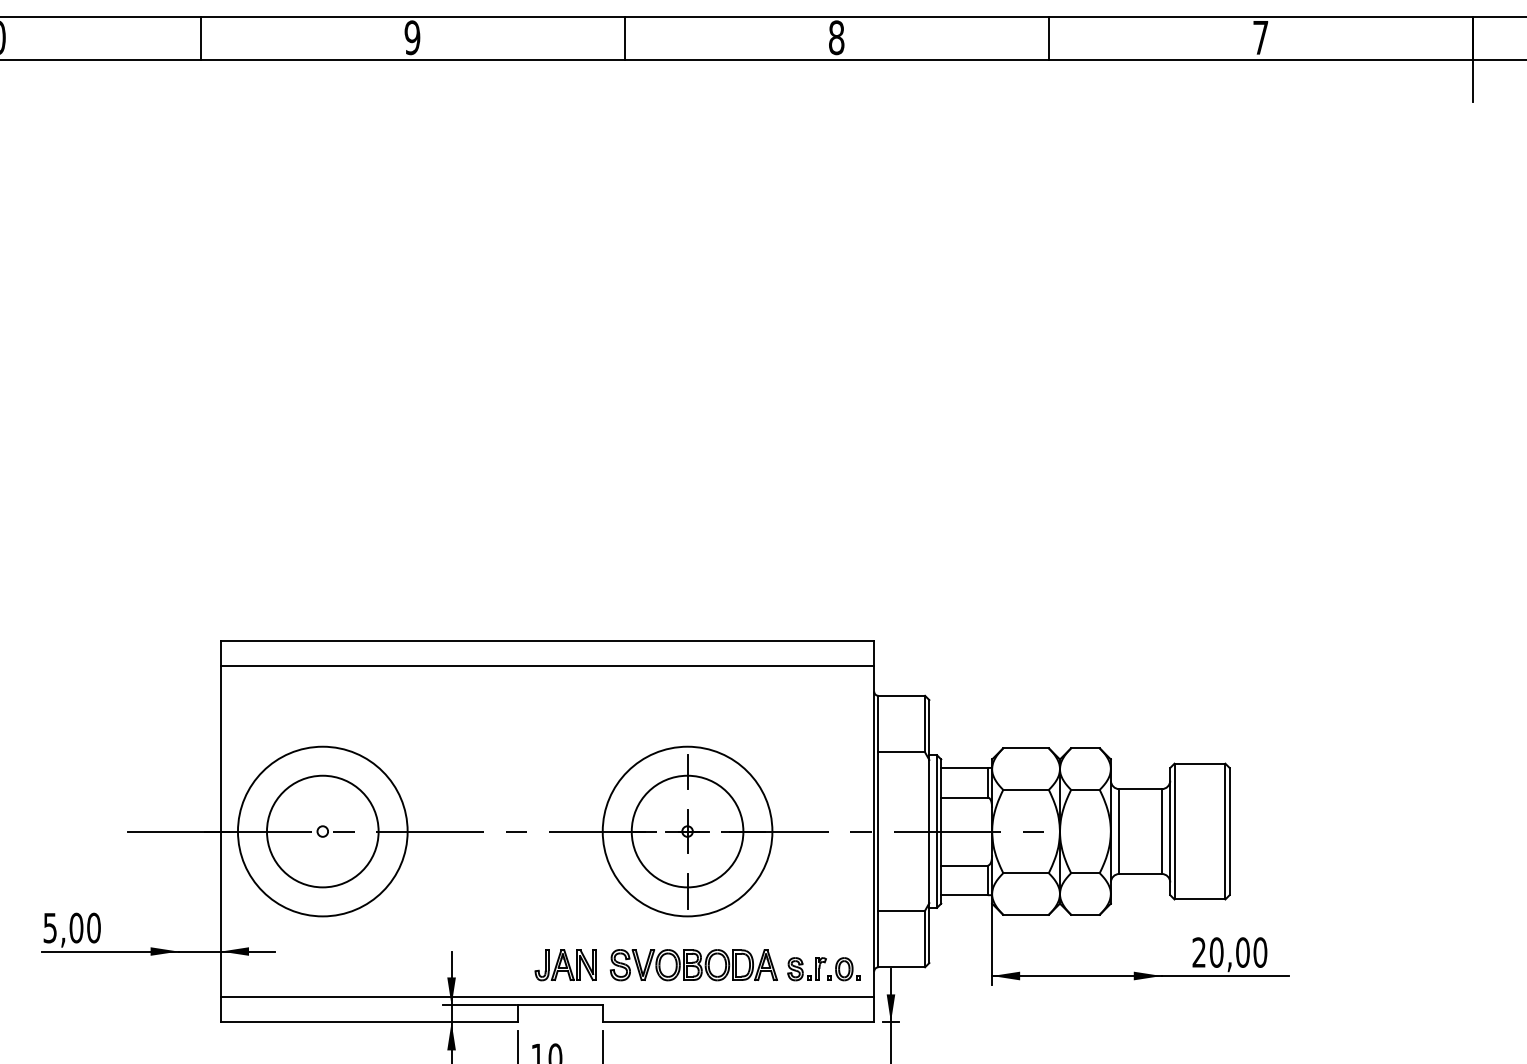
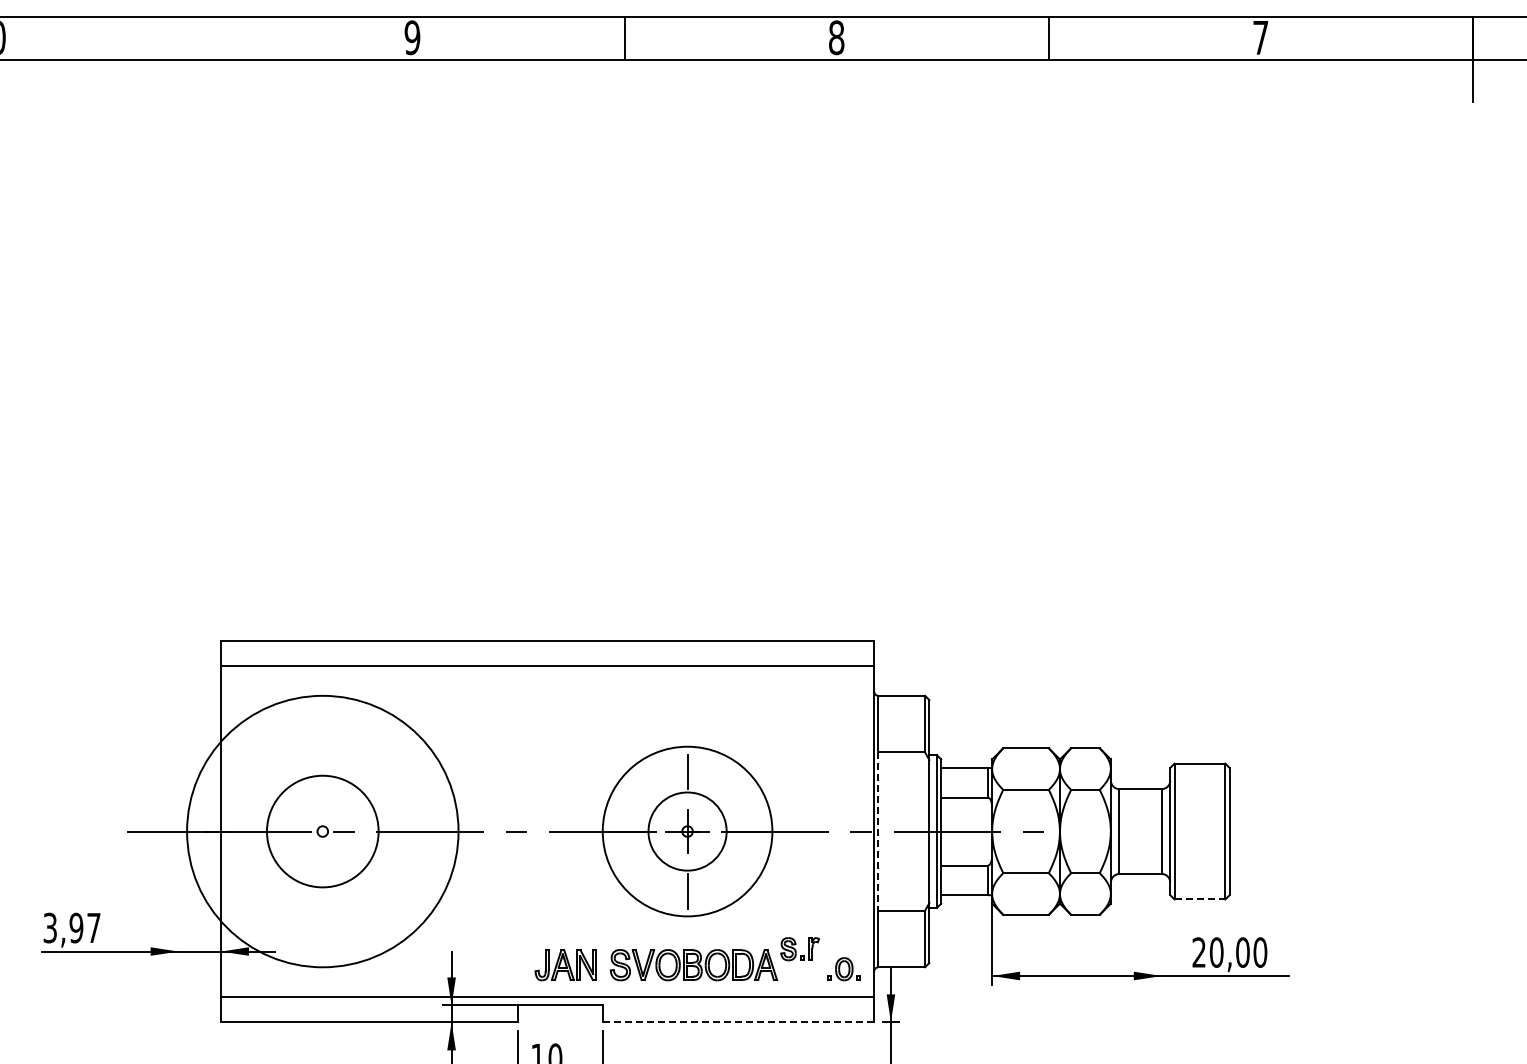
line: present -> none (200, 38)
circle diameter: 170 px -> 271 px (322, 831)
circle diameter: 112 px -> 78 px (687, 831)
line: solid -> dashed (878, 832)
line: solid -> dashed (1200, 899)
text: 5,00 -> 3,97 (72, 927)
part position: (806, 969) -> (799, 949) (799, 949)
line: solid -> dashed (738, 1022)
